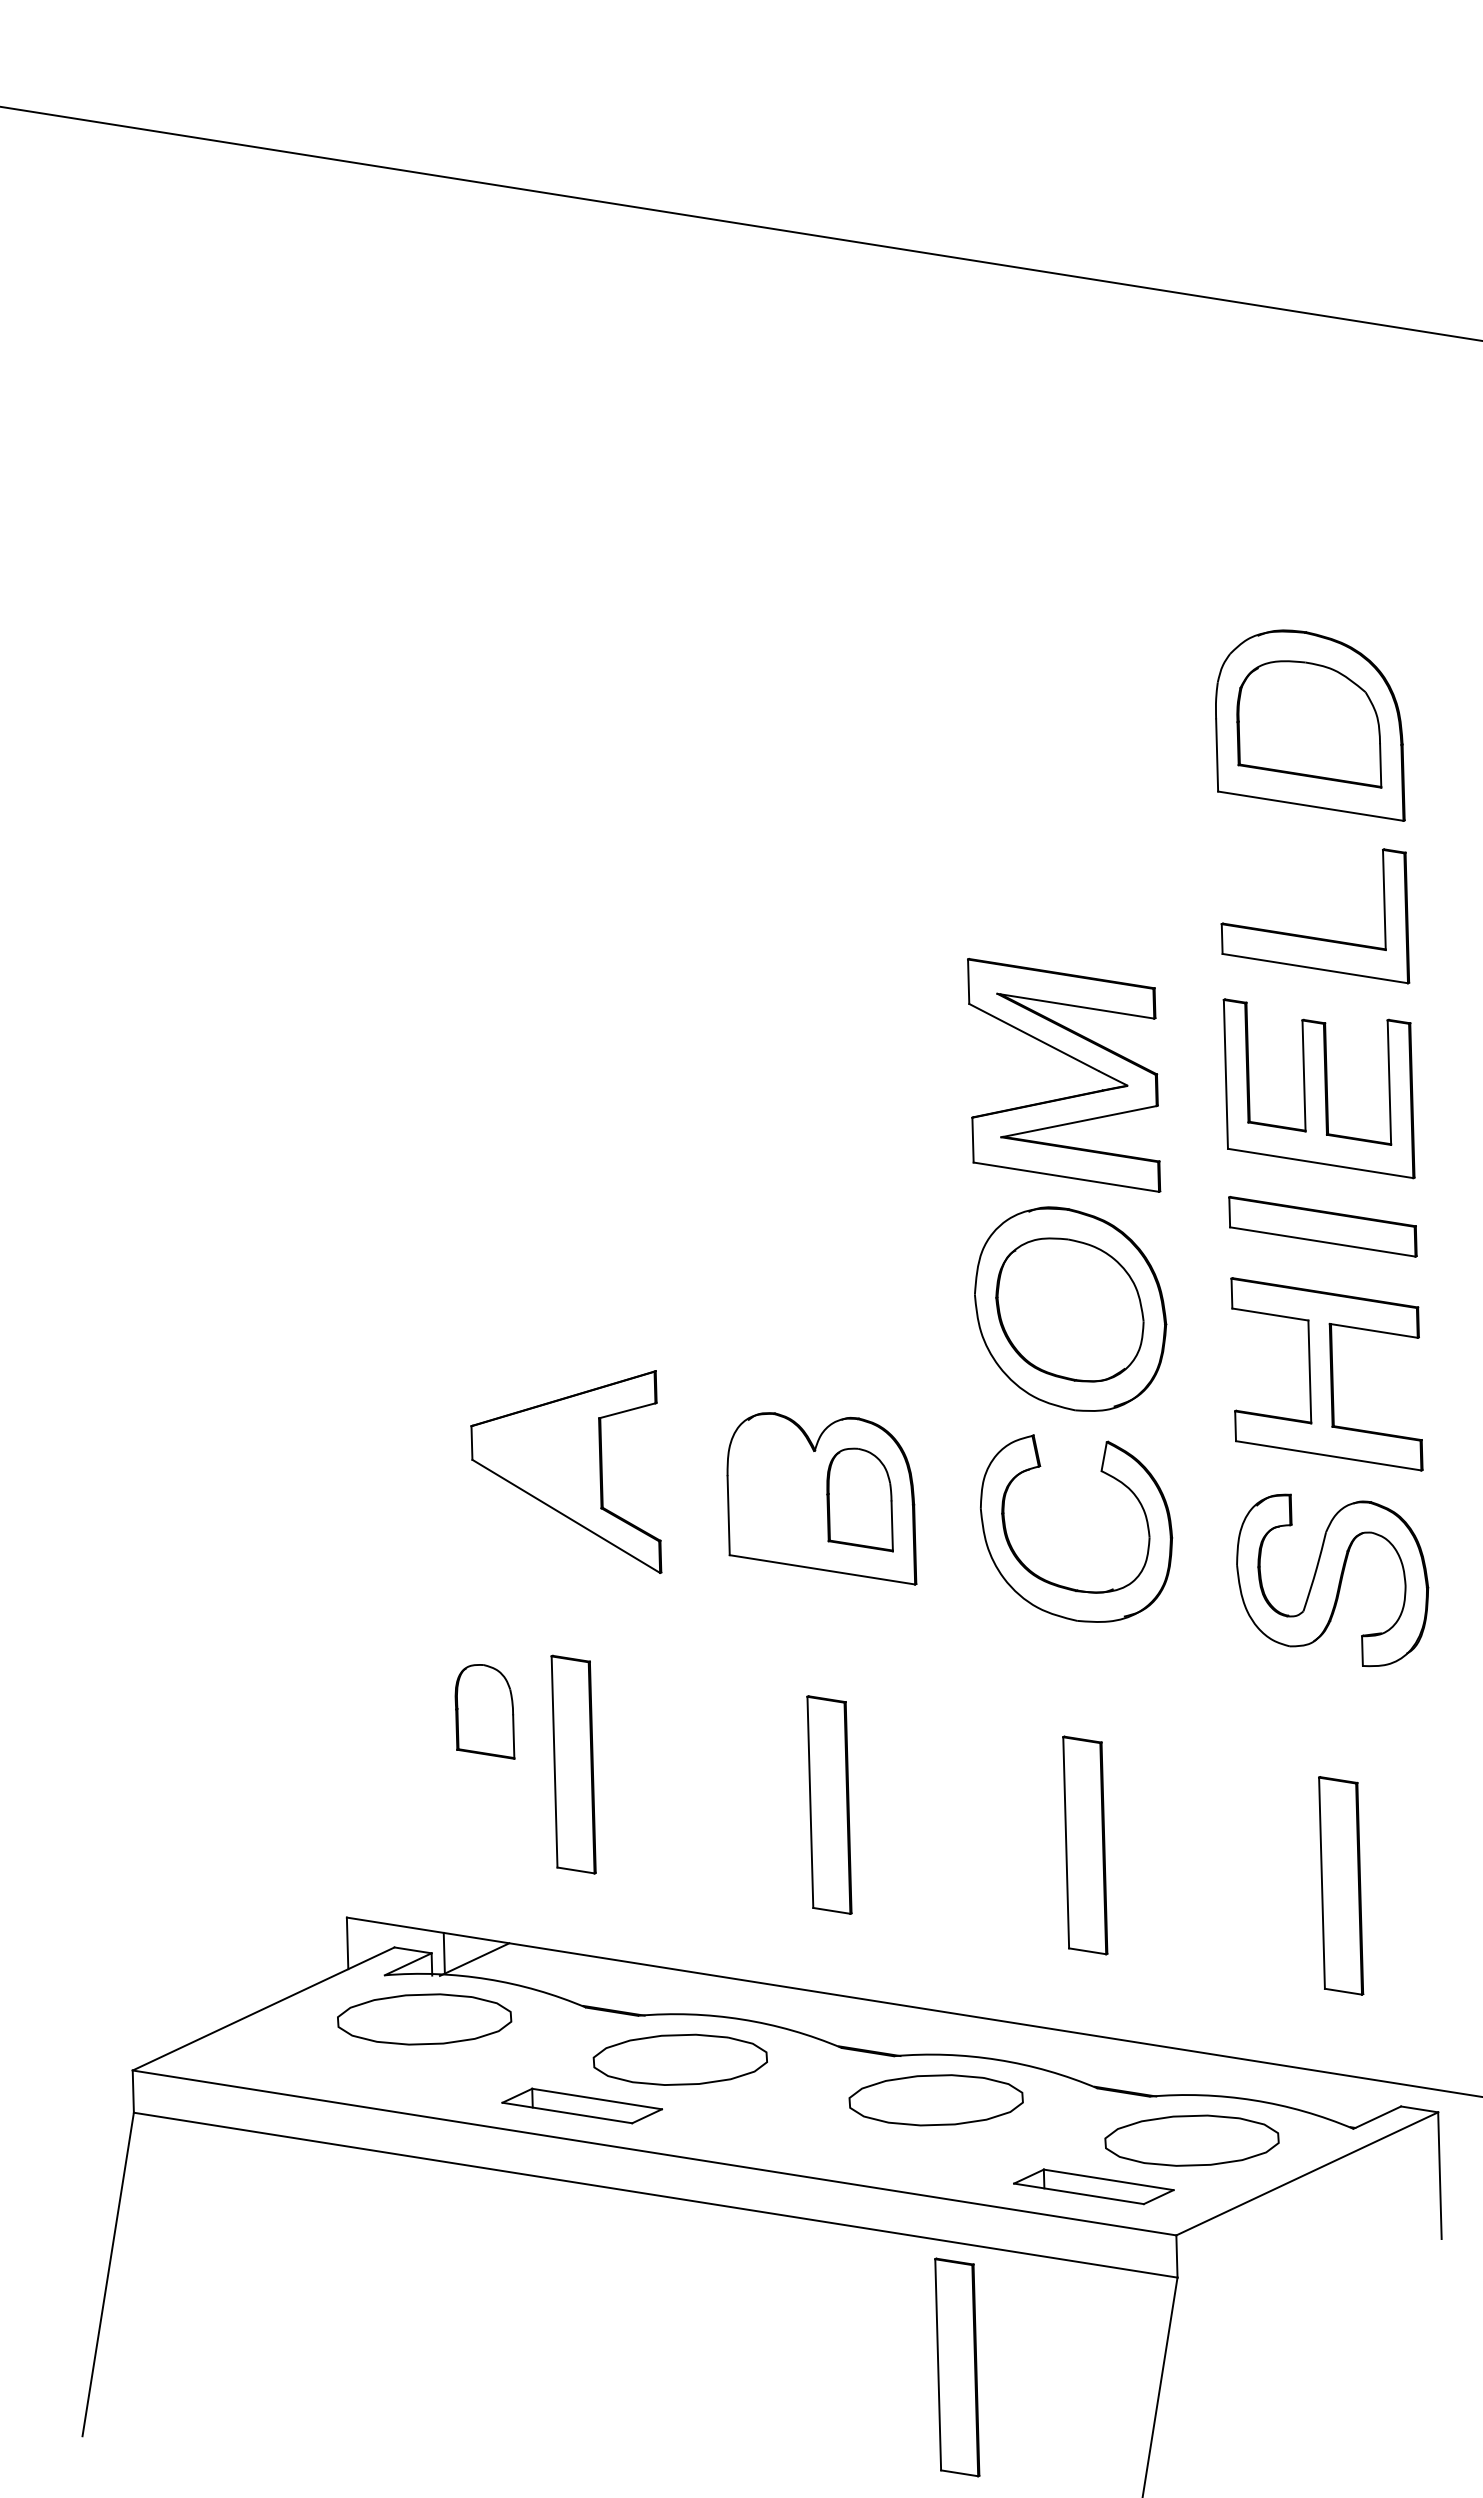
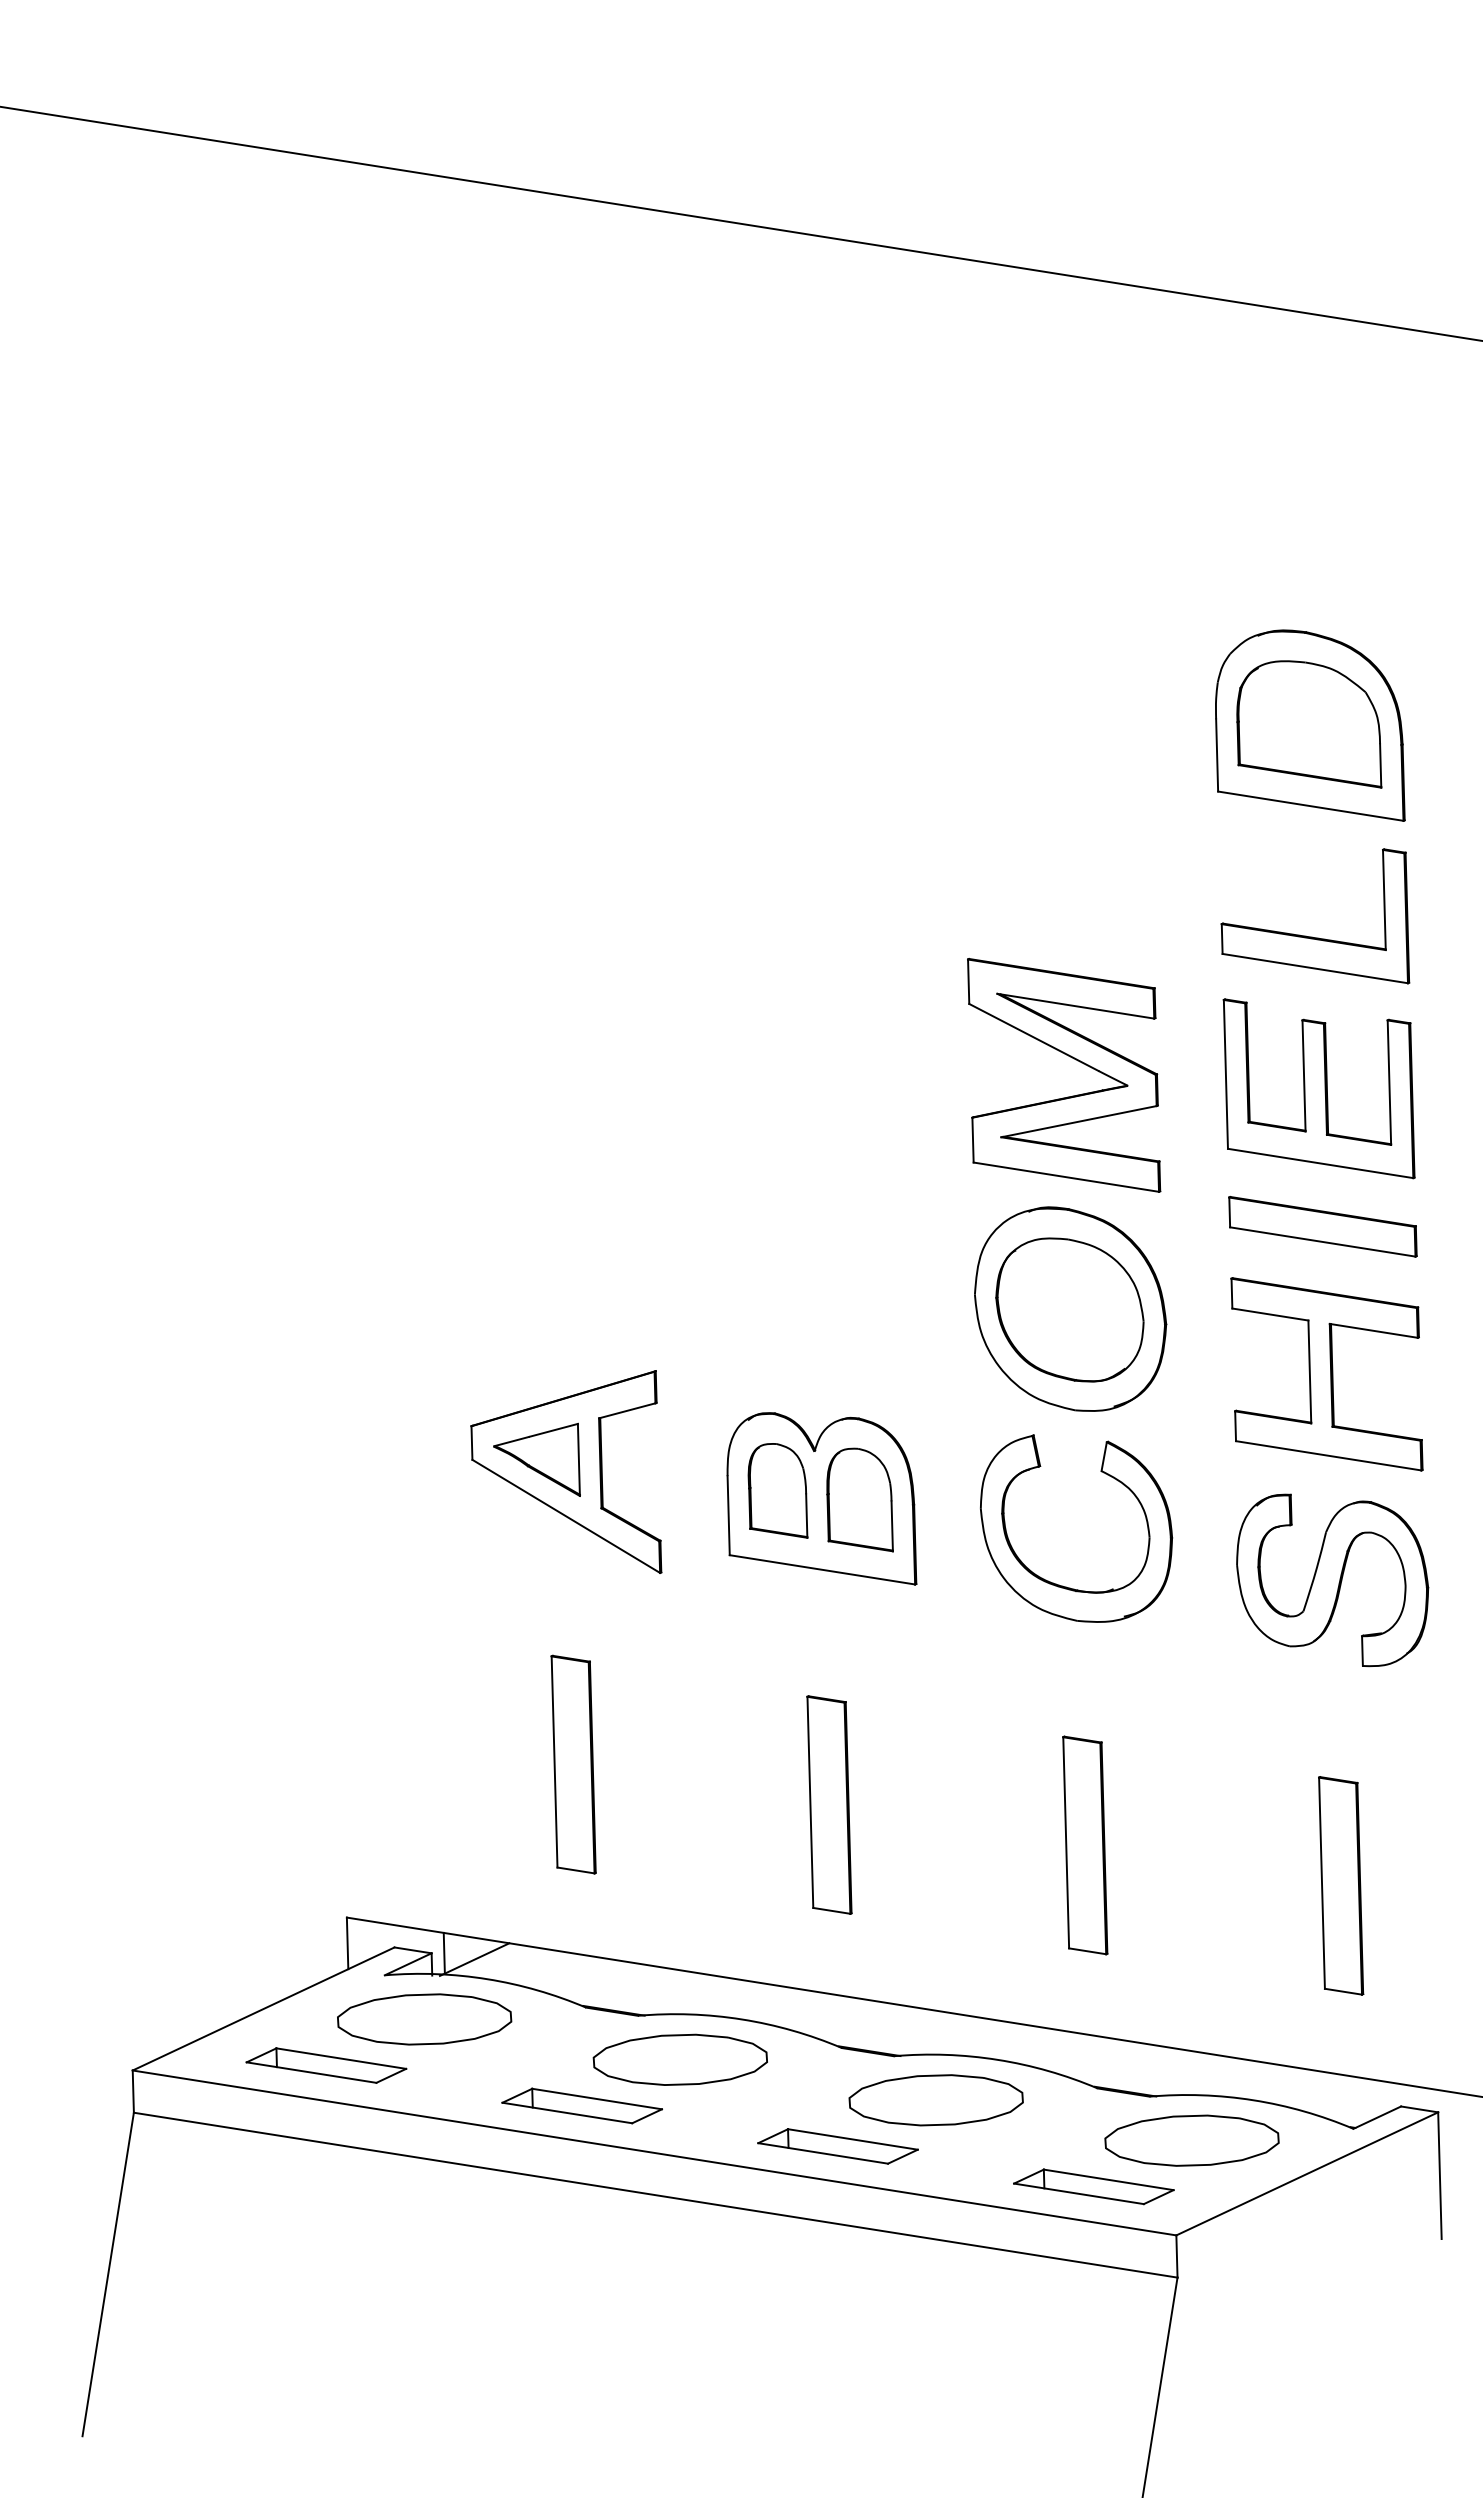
part: none -> present (536, 1459)
part position: (484, 1711) -> (777, 1490) (777, 1490)
part: none -> present (326, 2065)
part: none -> present (837, 2146)
part: present -> none (957, 2367)
